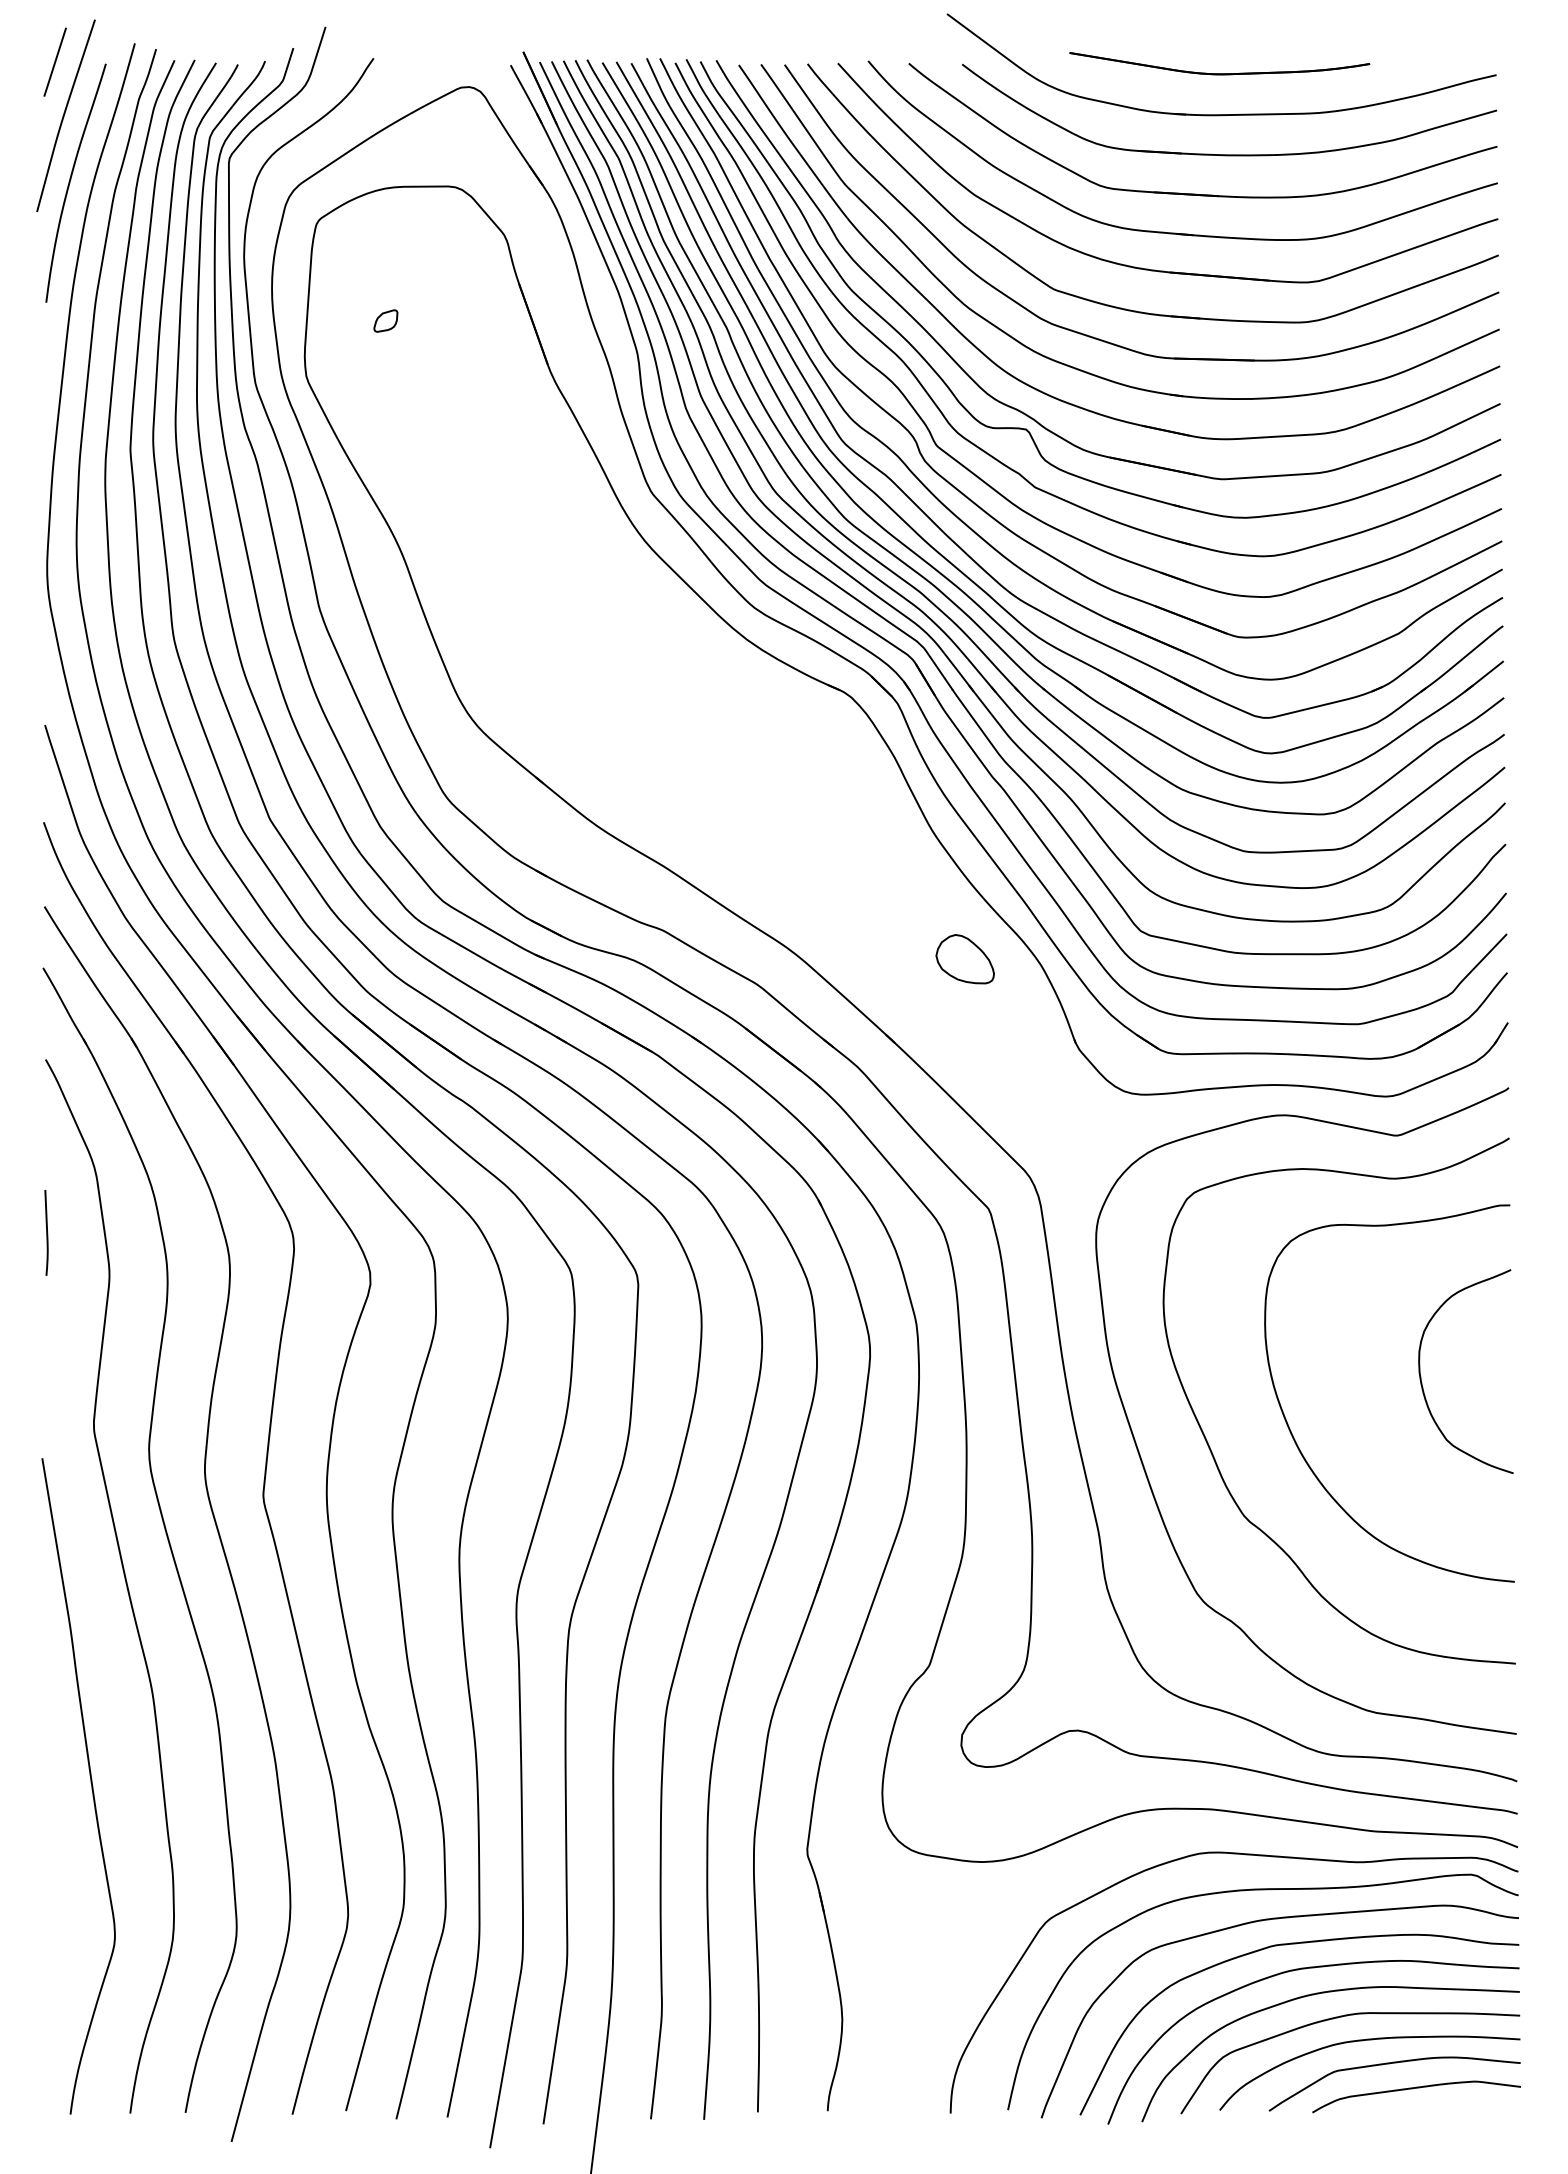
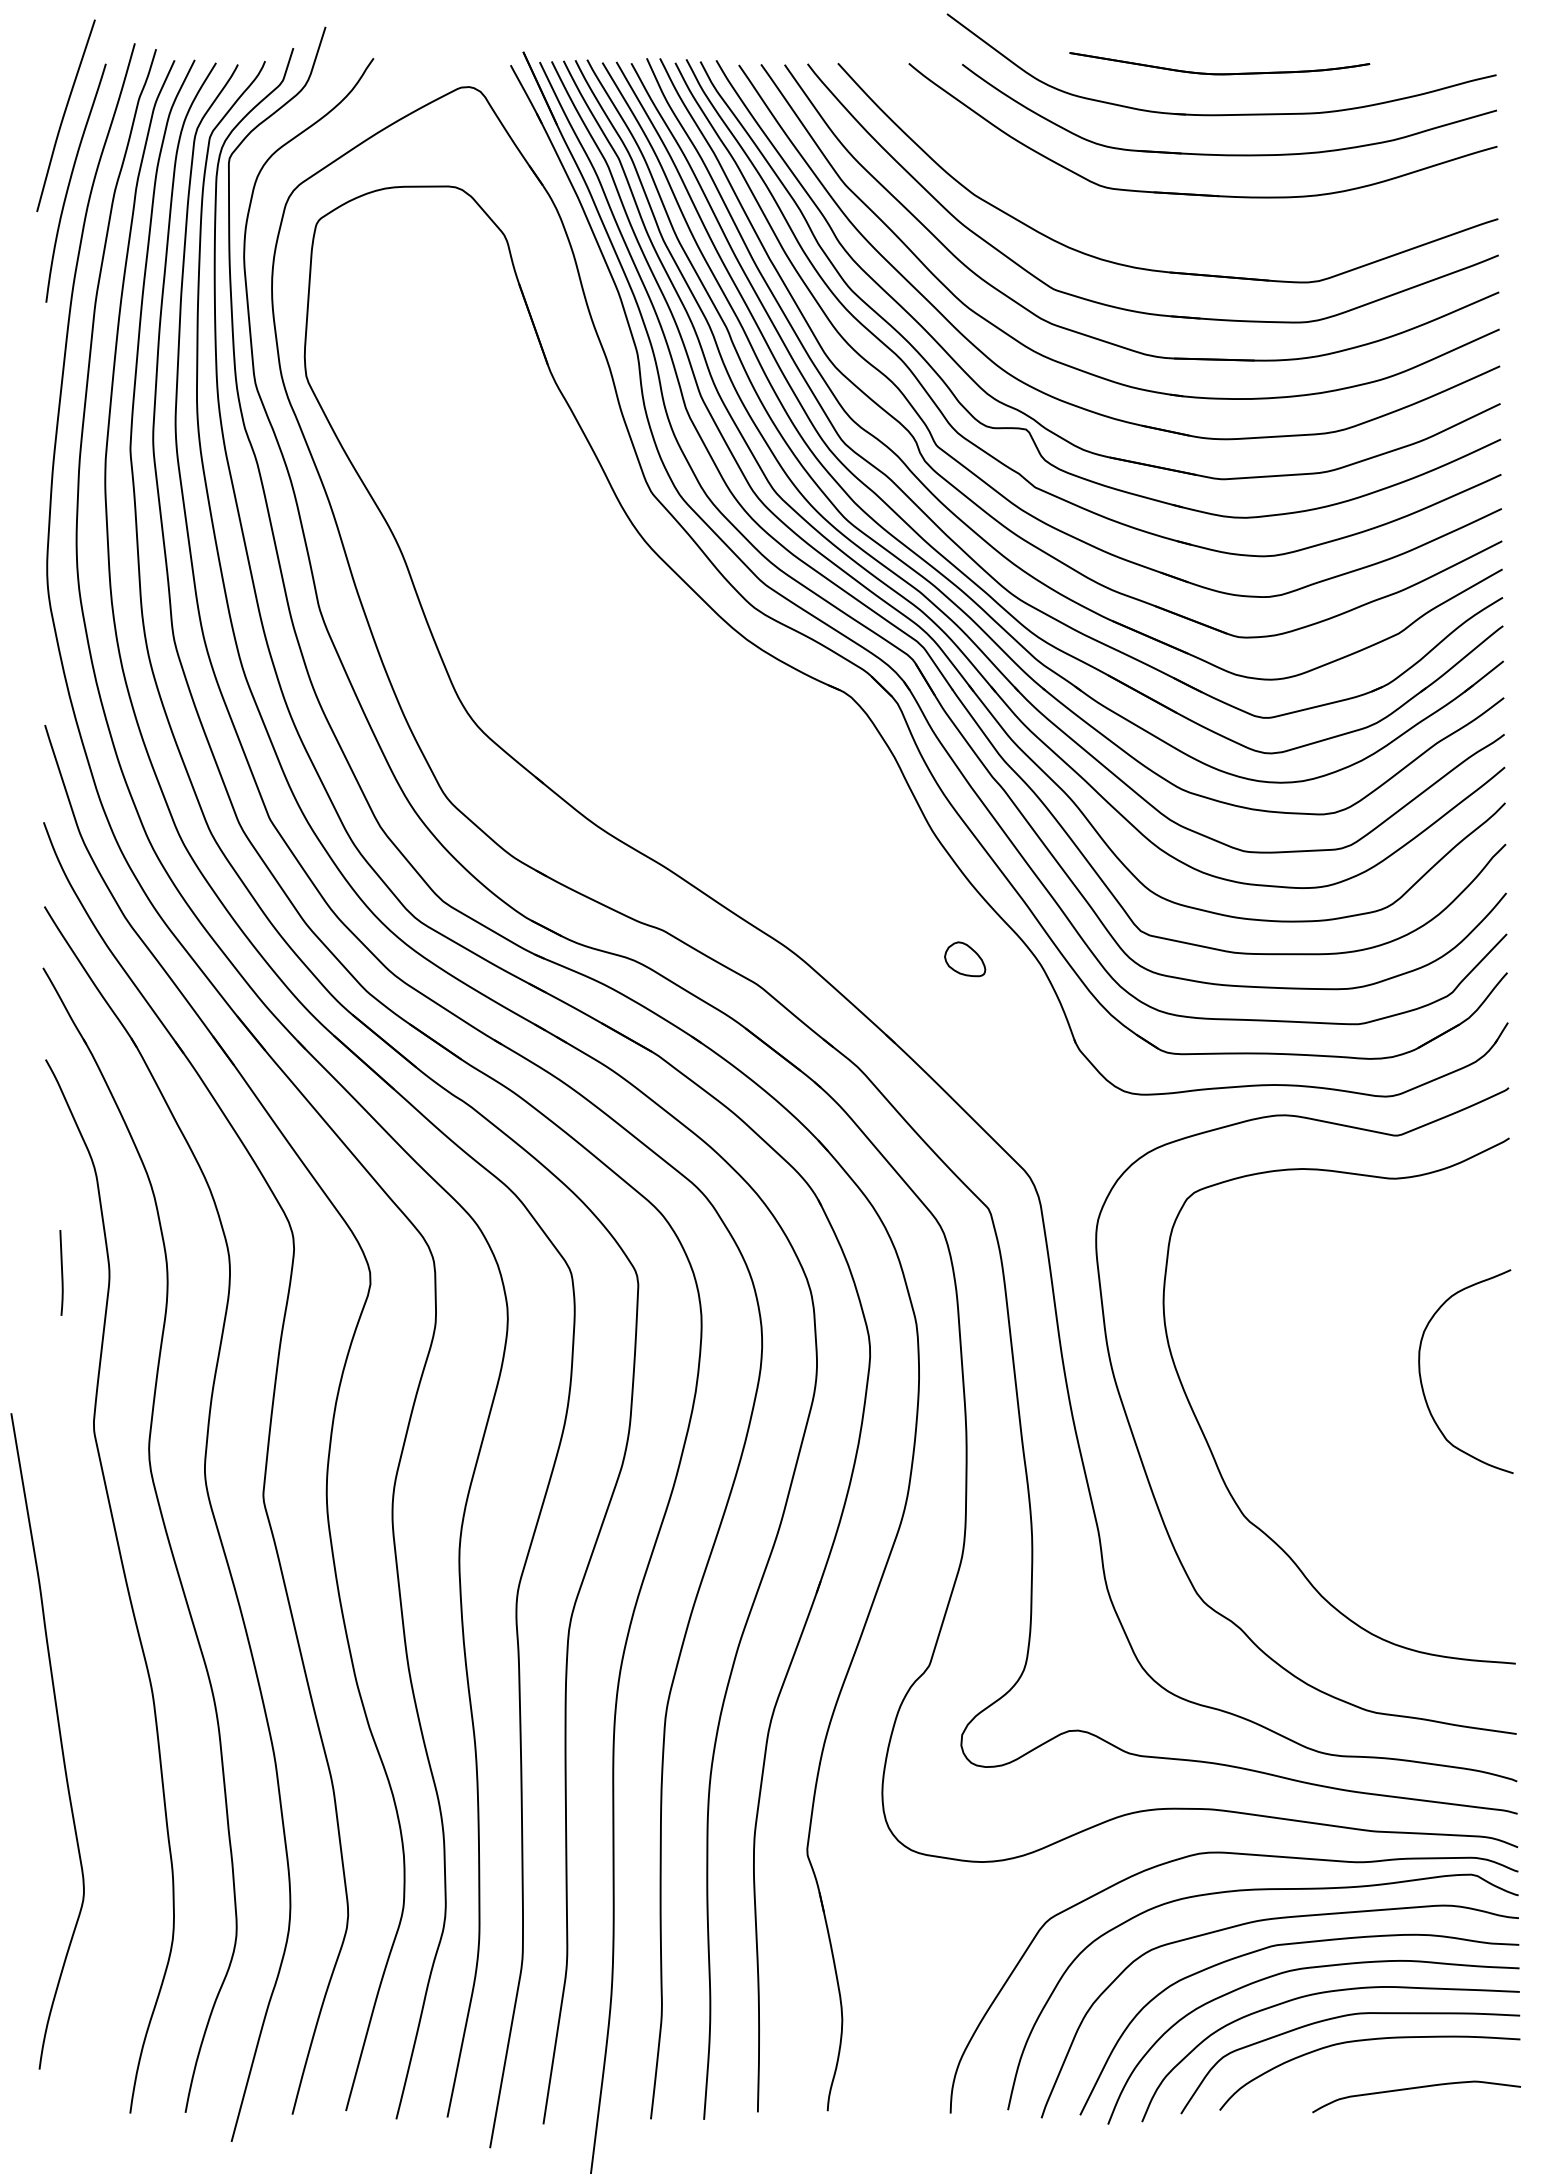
line: present -> none (54, 61)
part: present -> none (1175, 232)
part: present -> none (385, 320)
part size: 60x51 px -> 43x37 px (965, 959)
curve position: (46, 1232) -> (61, 1272) (61, 1272)
curve: present -> none (1295, 1439)
curve position: (90, 1782) -> (59, 1737) (59, 1737)
curve: present -> none (1389, 2064)
